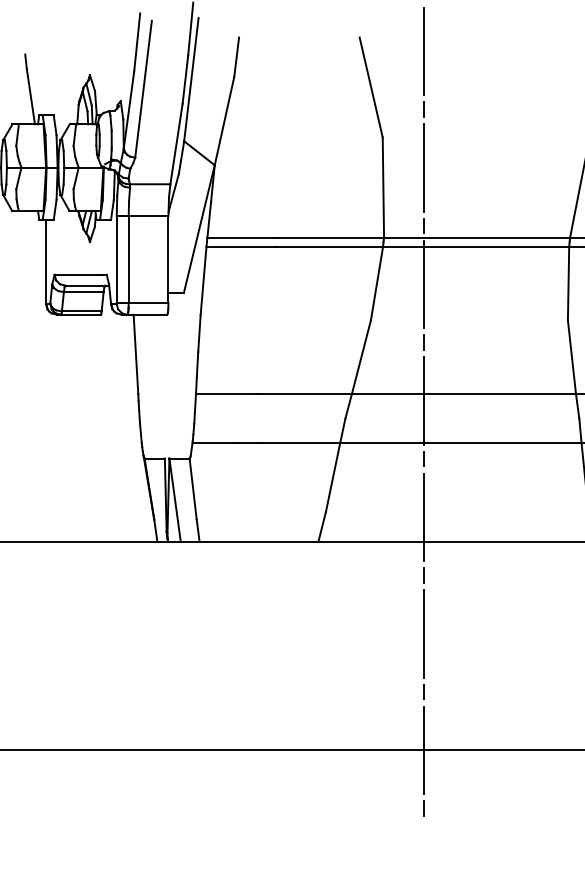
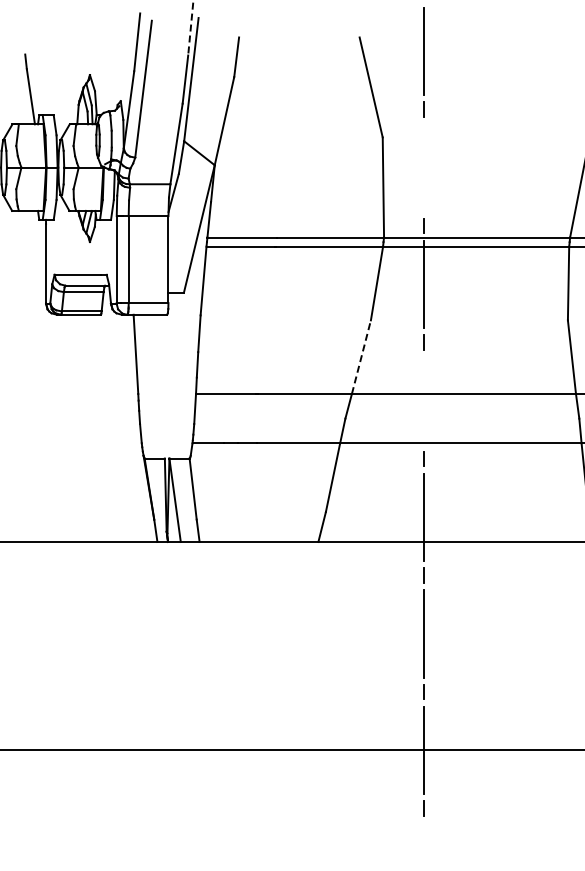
line: solid -> dashed (190, 29)
line: present -> none (423, 167)
line: solid -> dashed (361, 356)
line: present -> none (423, 400)
